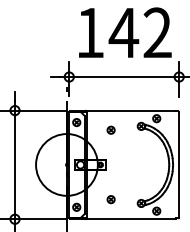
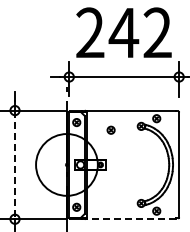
text: 142 -> 242 (90, 32)
line: solid -> dashed (15, 165)
part: present -> none (110, 199)
line: solid -> dashed (130, 219)
